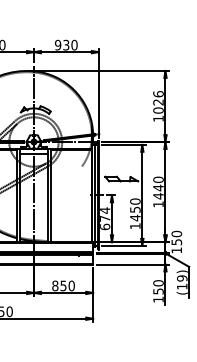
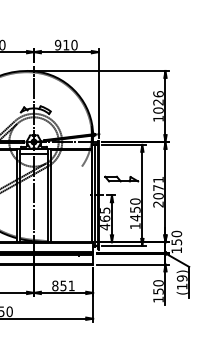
text: 930 -> 910 (66, 44)
text: 1440 -> 2071 (158, 191)
text: 674 -> 465 (105, 218)
text: 850 -> 851 (71, 285)
